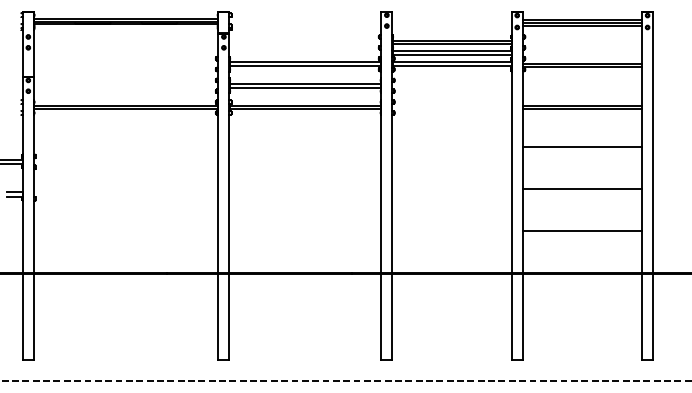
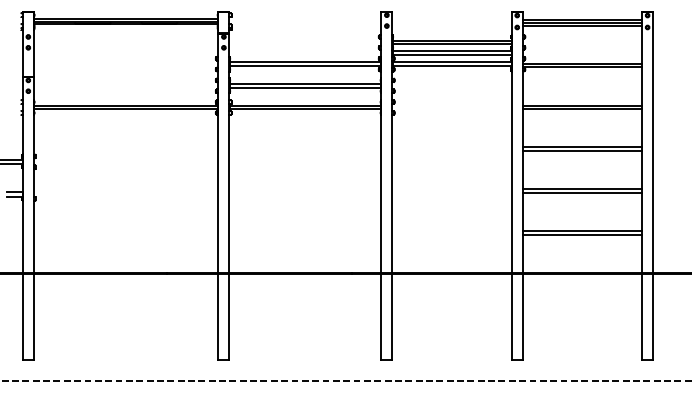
line: none -> present (582, 151)
line: none -> present (582, 192)
line: none -> present (582, 234)
